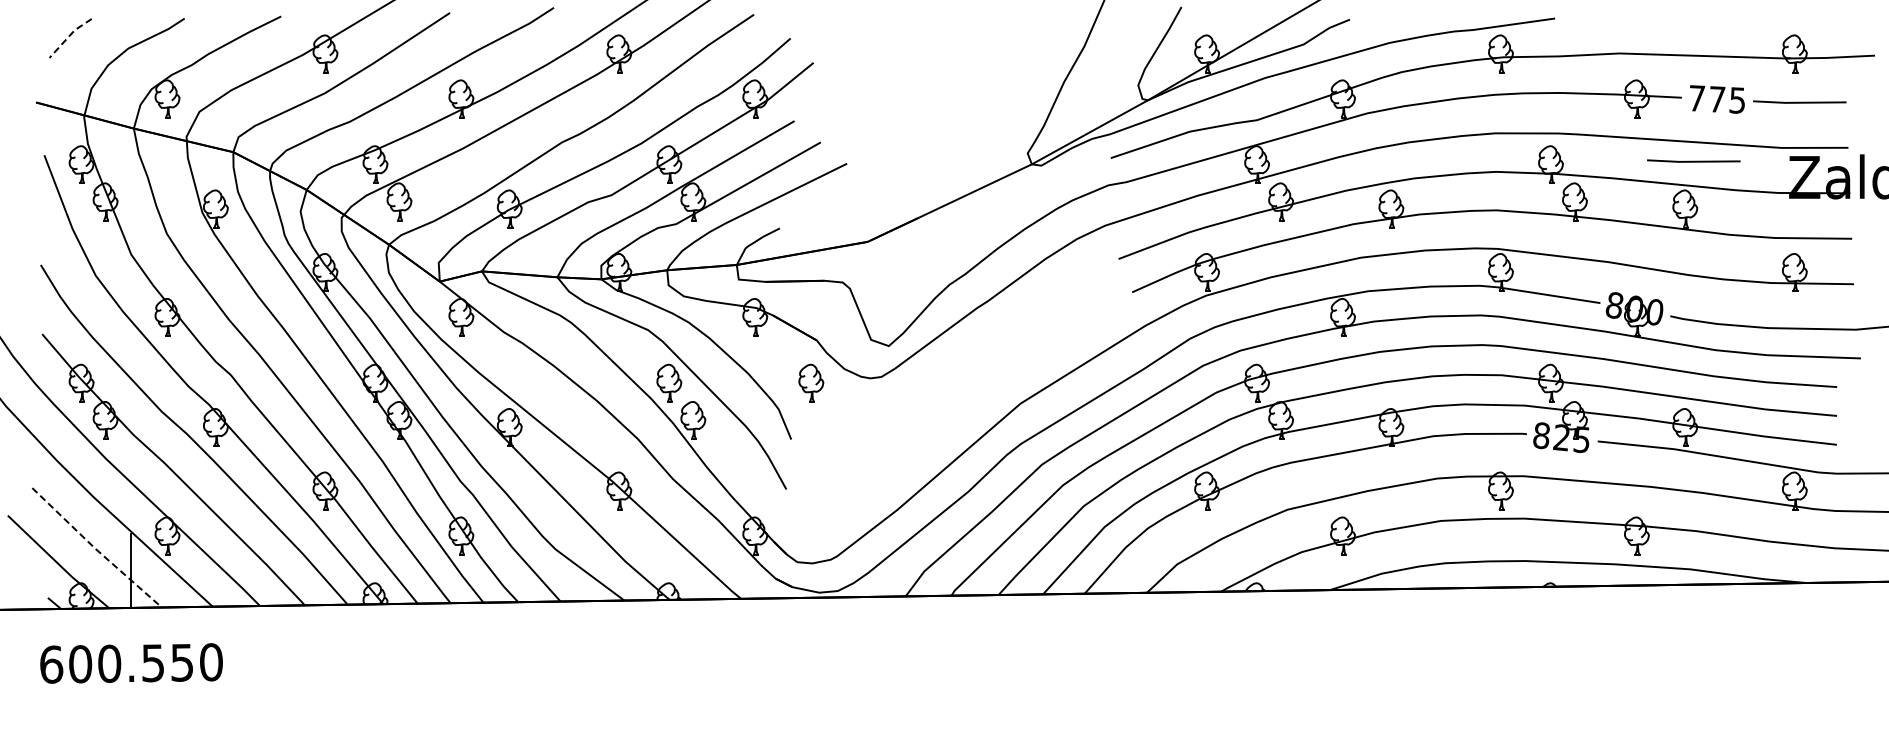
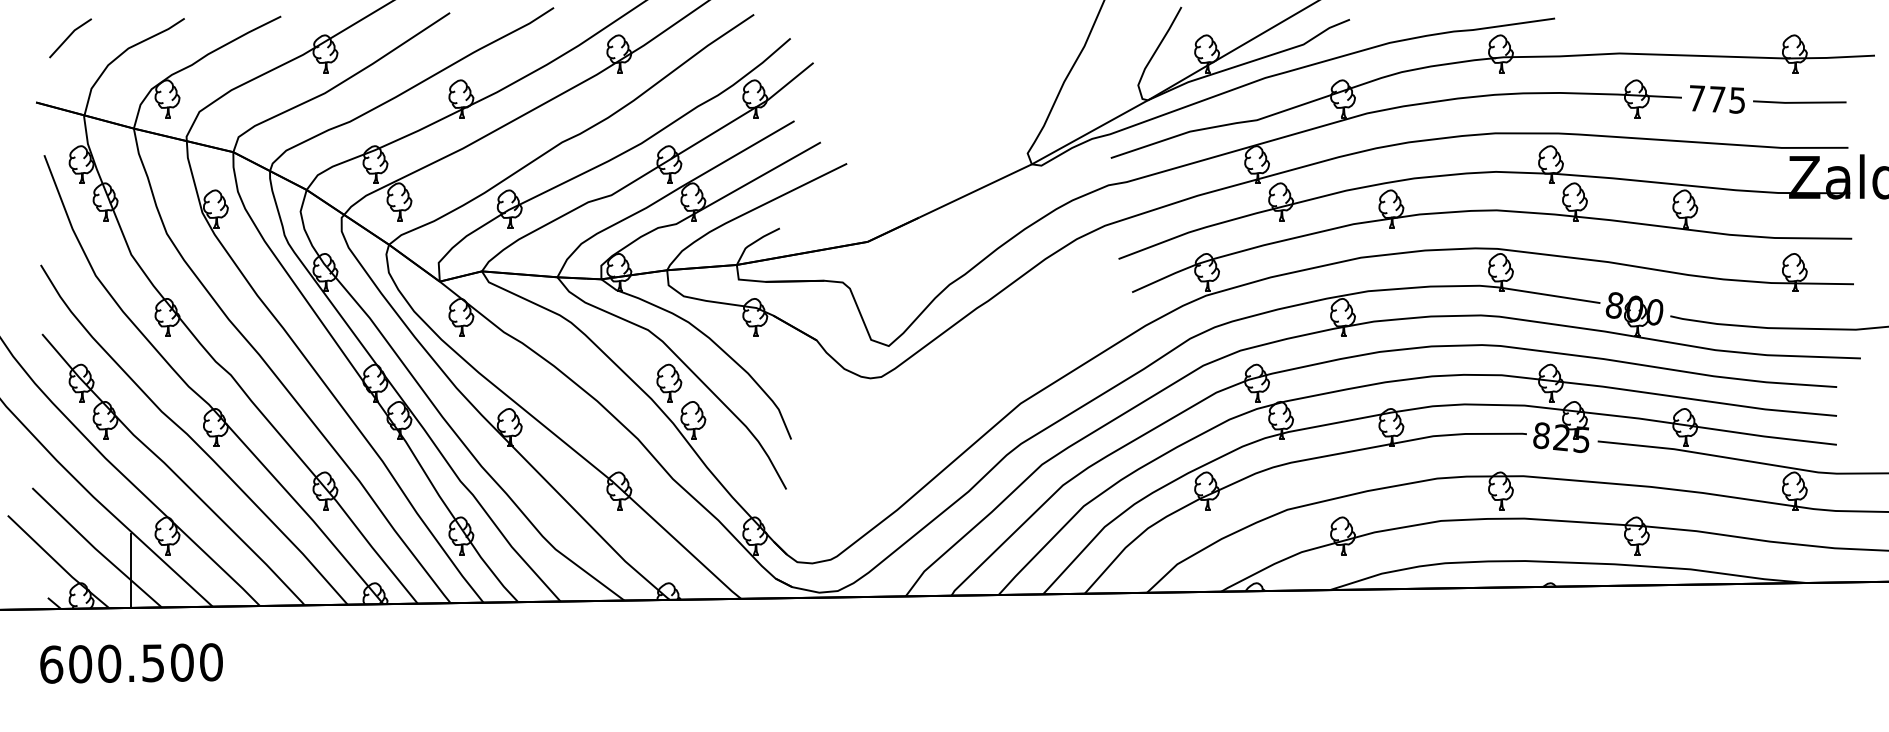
line: dashed -> solid (69, 36)
line: present -> none (1693, 160)
part: present -> none (811, 382)
line: dashed -> solid (95, 548)
text: 600.550 -> 600.500 (182, 662)
